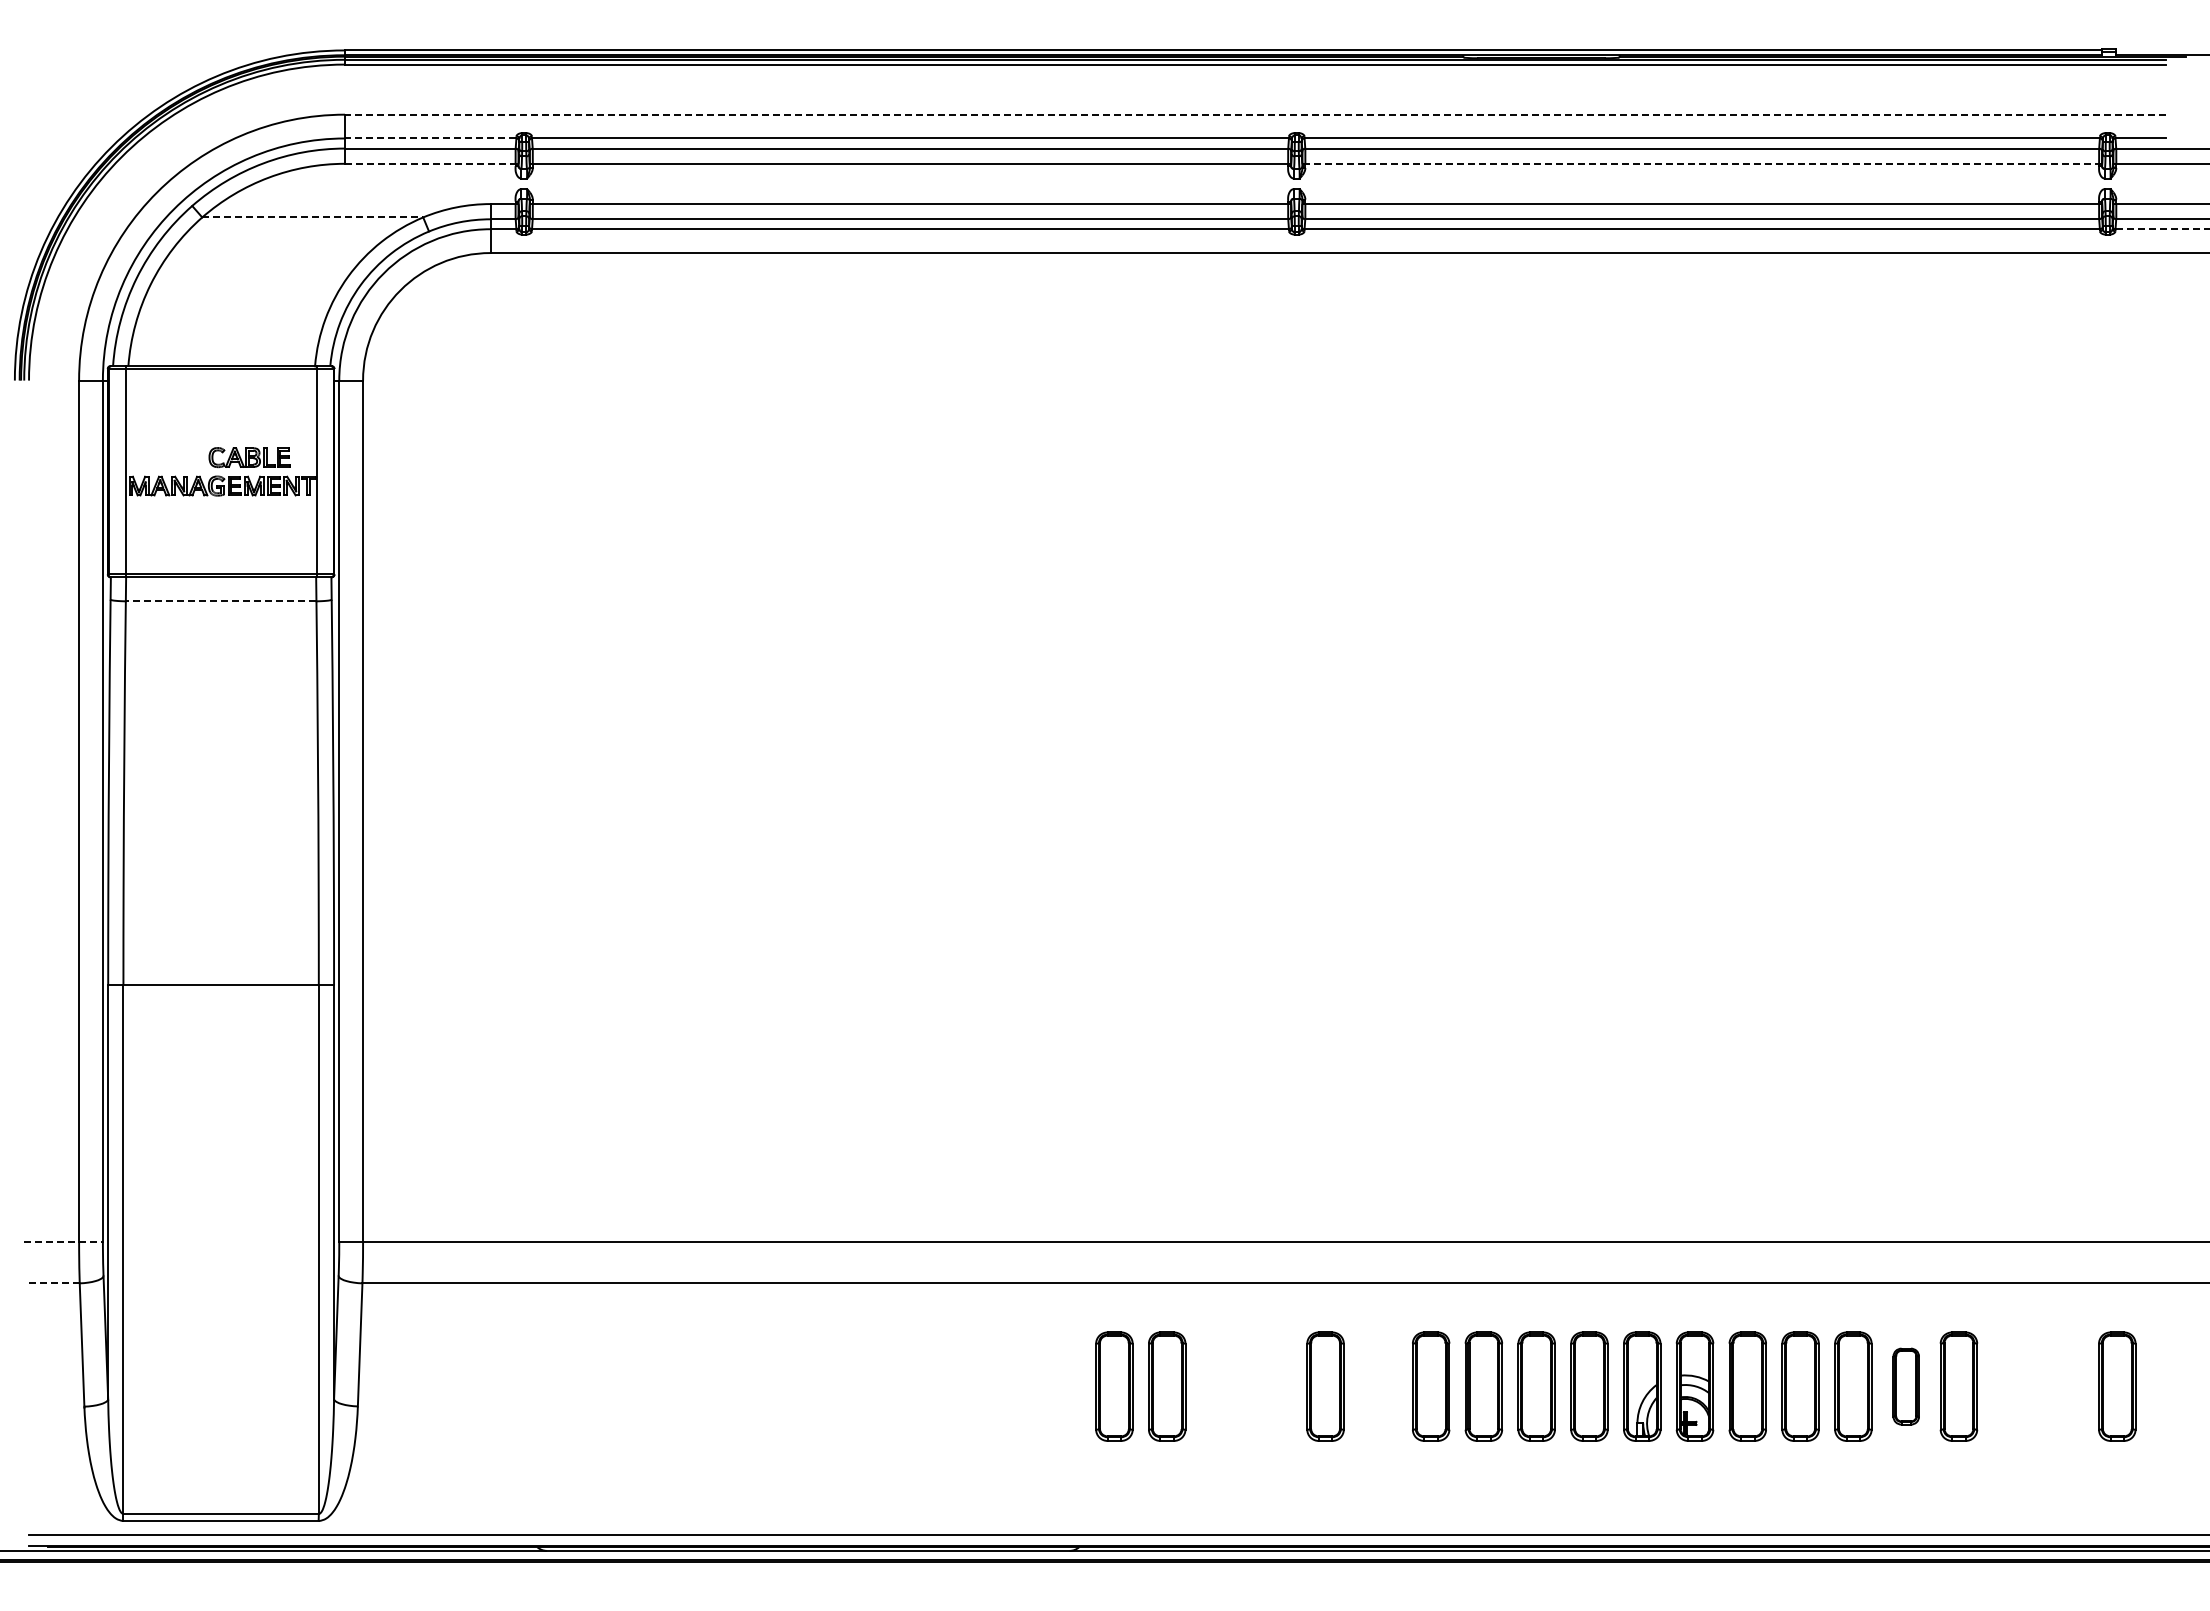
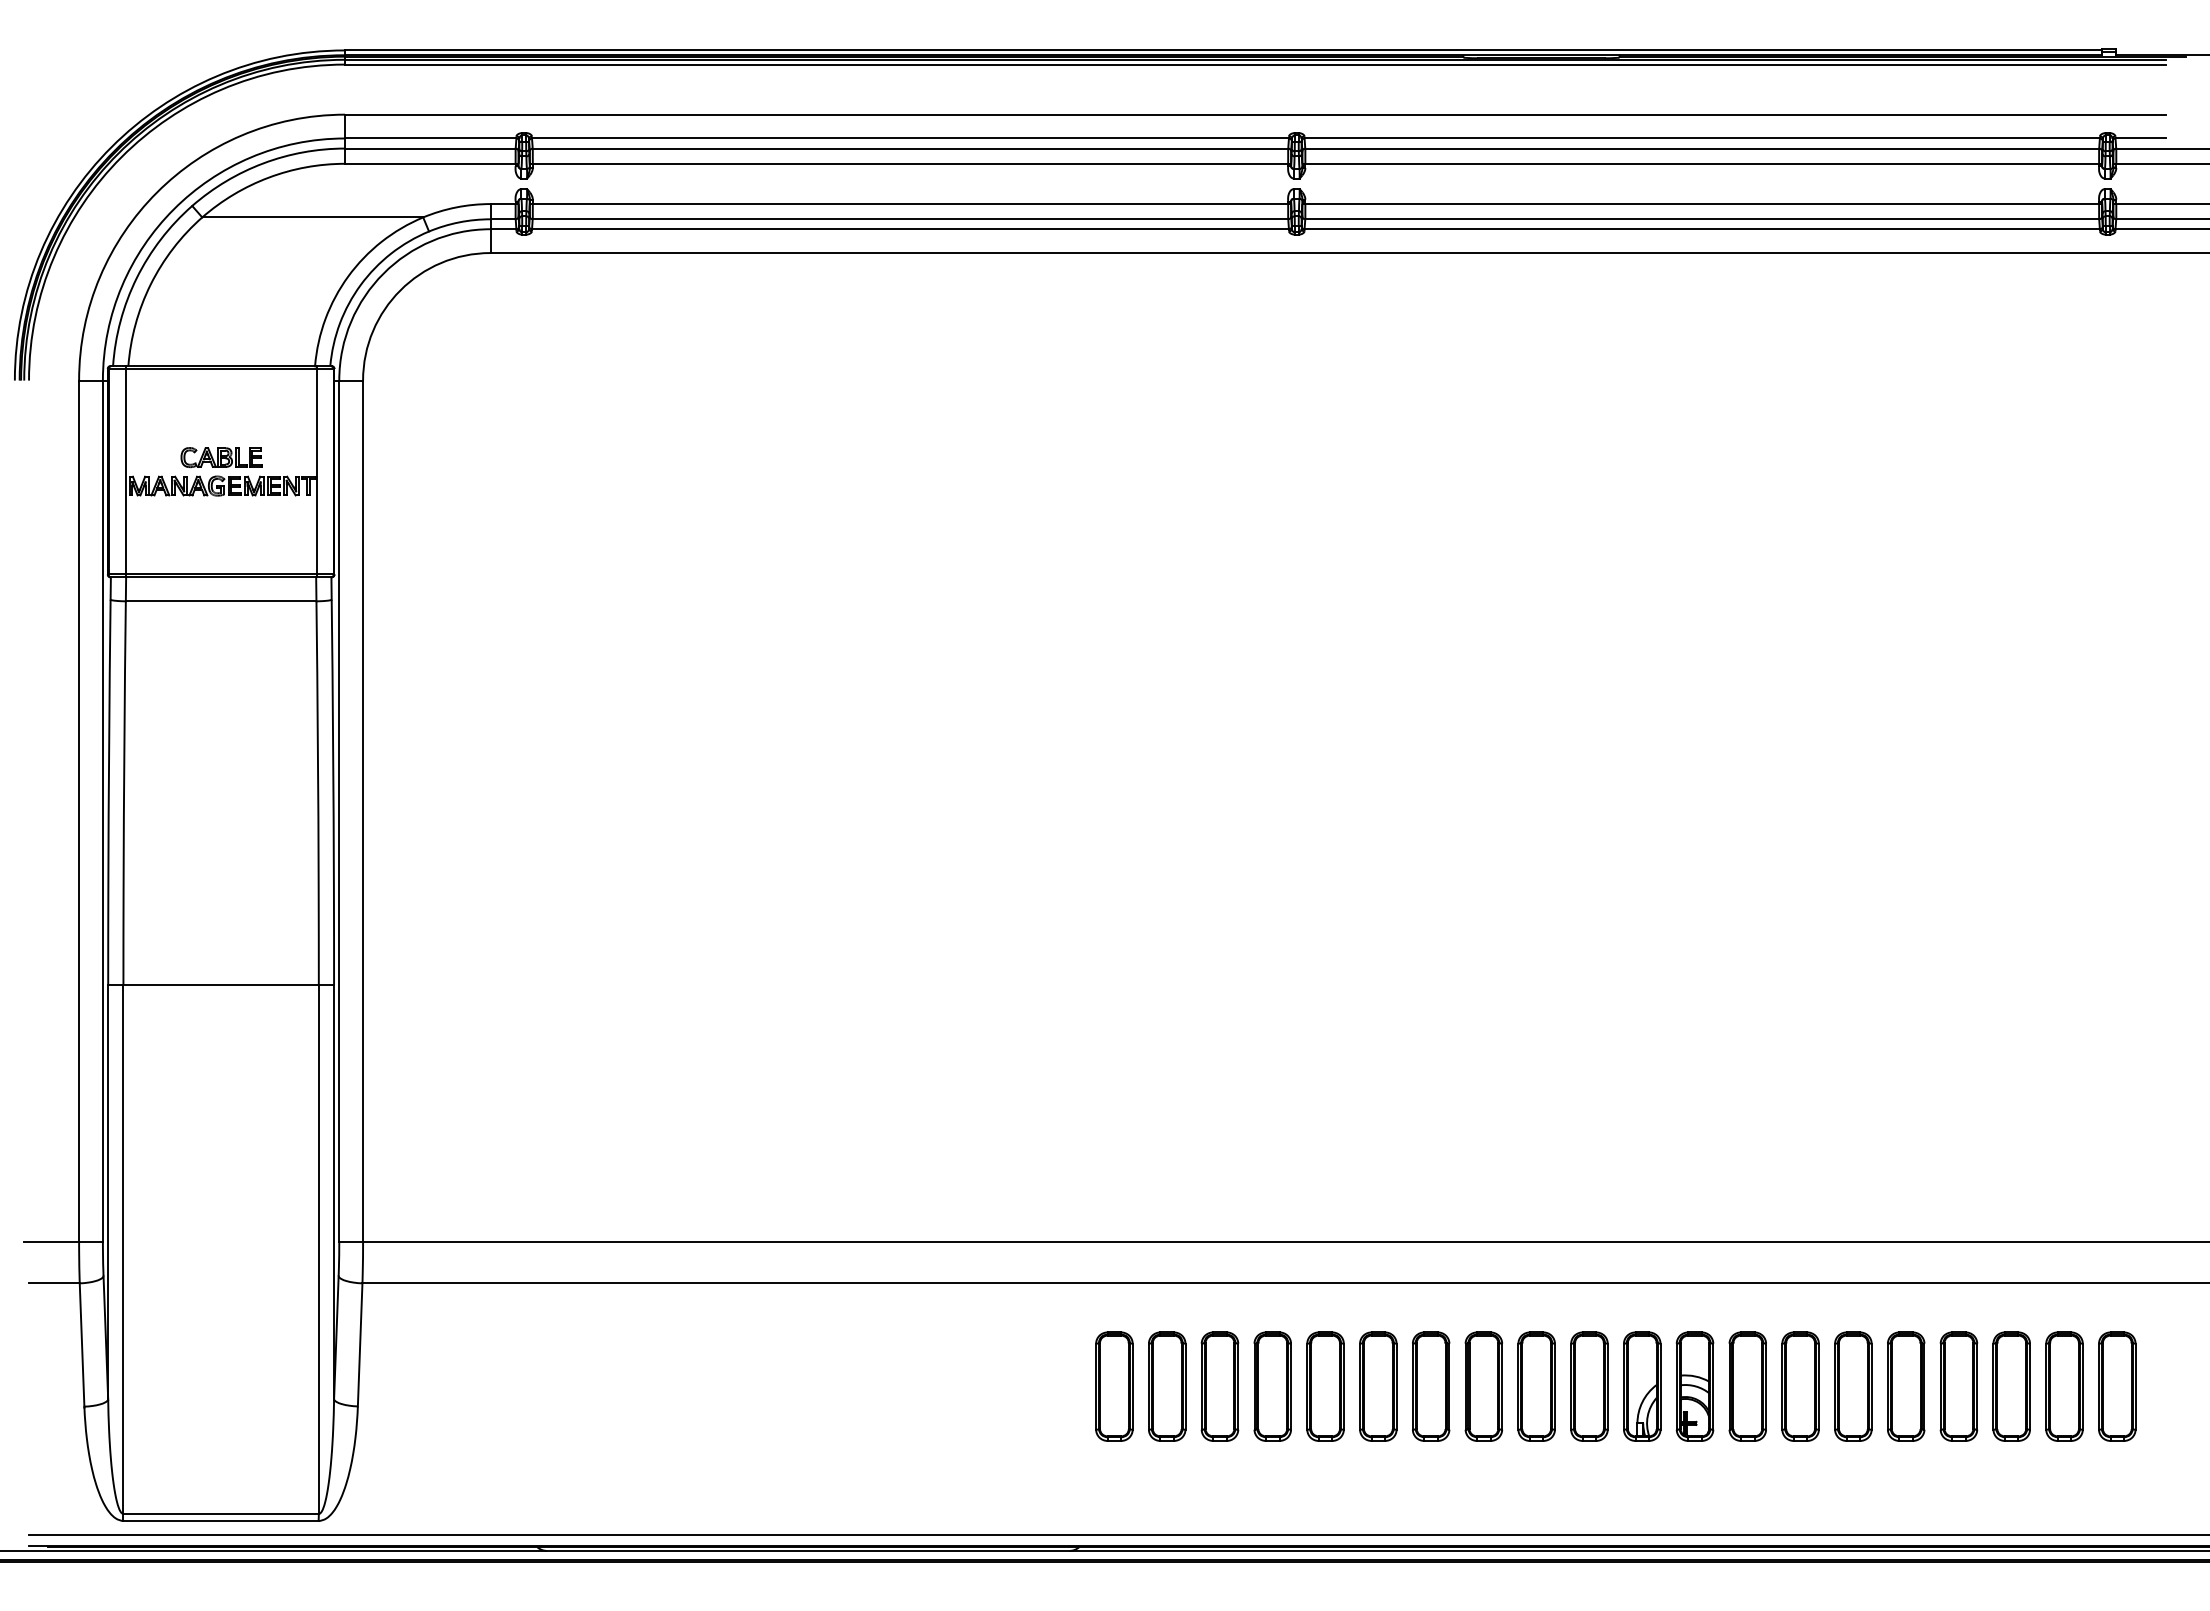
line: dashed -> solid (1254, 114)
line: dashed -> solid (430, 138)
line: dashed -> solid (431, 163)
line: dashed -> solid (1702, 163)
line: dashed -> solid (313, 217)
line: dashed -> solid (2162, 229)
part position: (249, 457) -> (221, 457) (221, 457)
line: dashed -> solid (220, 601)
line: dashed -> solid (64, 1241)
line: dashed -> solid (54, 1283)
part: none -> present (1219, 1386)
part: none -> present (1272, 1386)
part: none -> present (1378, 1386)
part size: 28x79 px -> 39x111 px (1906, 1386)
part: none -> present (2011, 1386)
part: none -> present (2064, 1386)
